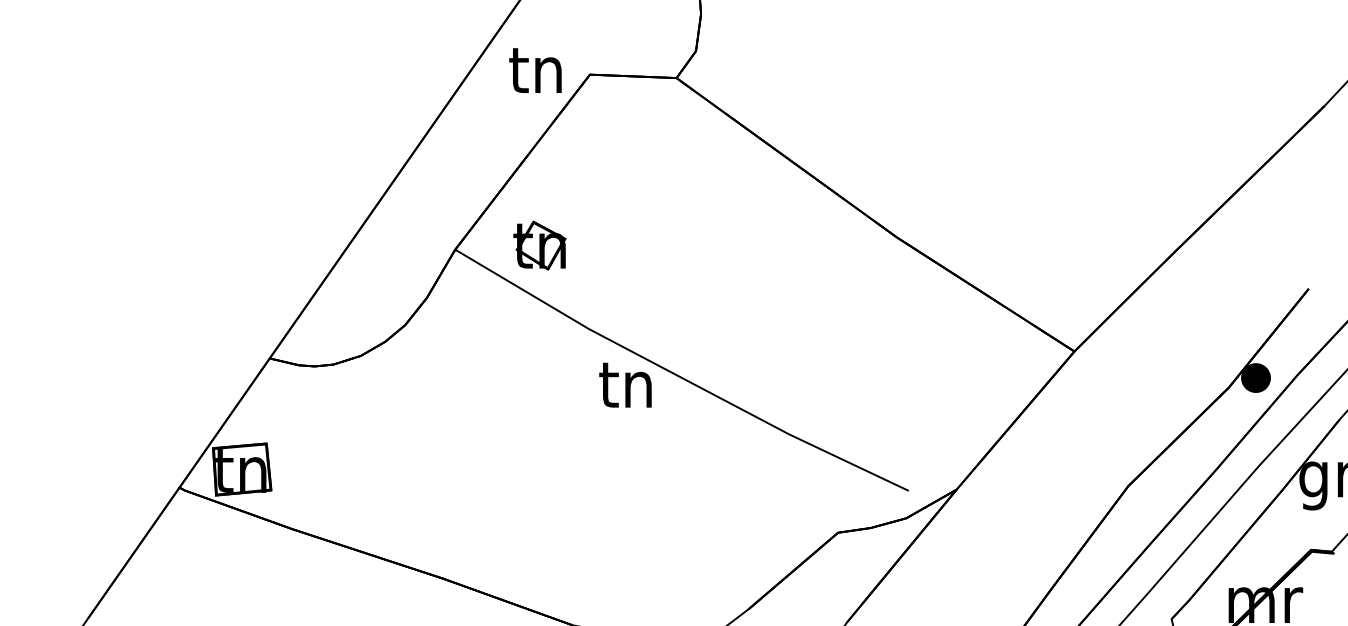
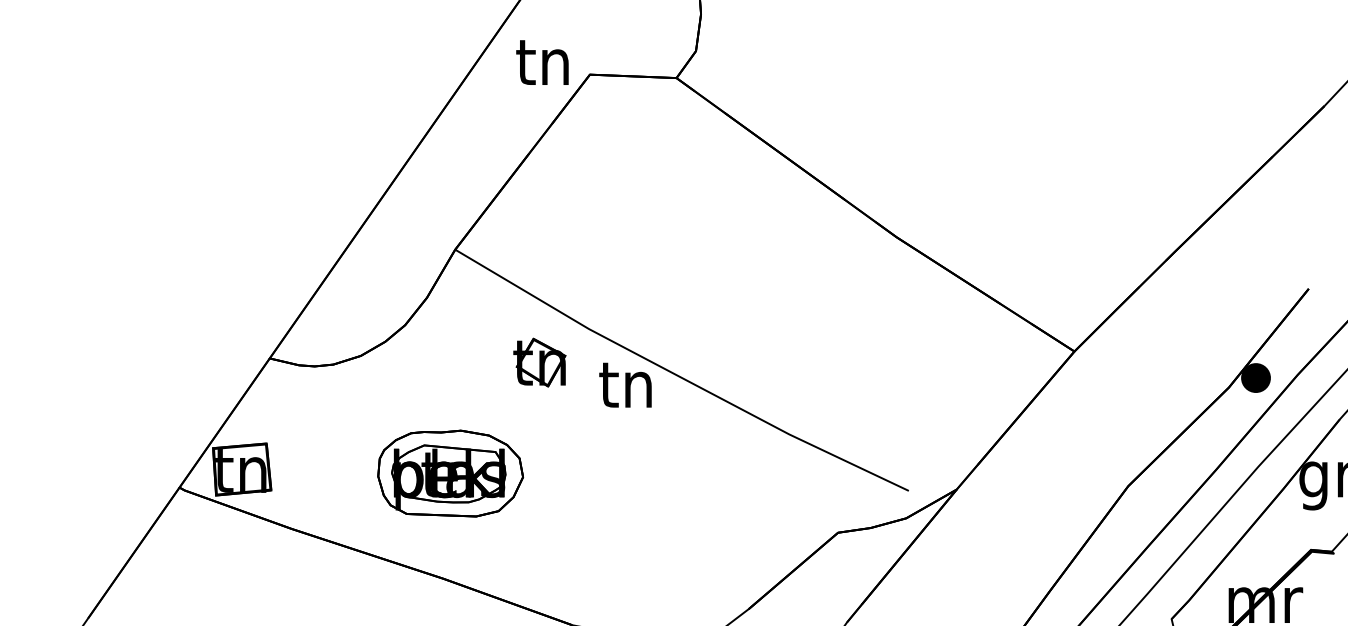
text position: (535, 70) -> (542, 62) (542, 62)
part position: (539, 245) -> (539, 362) (539, 362)
part: none -> present (450, 473)
